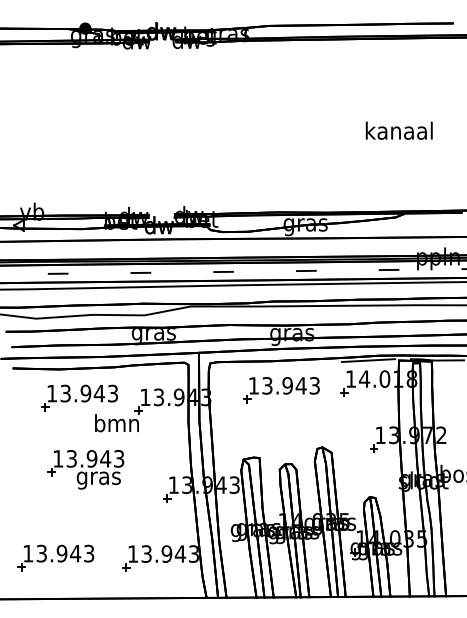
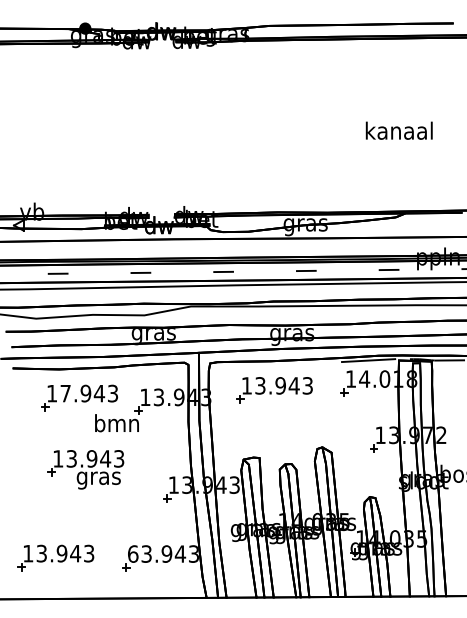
part position: (281, 390) -> (274, 390) (274, 390)
text: 13.943 -> 17.943 (65, 393)
text: 13.943 -> 63.943 (133, 553)
